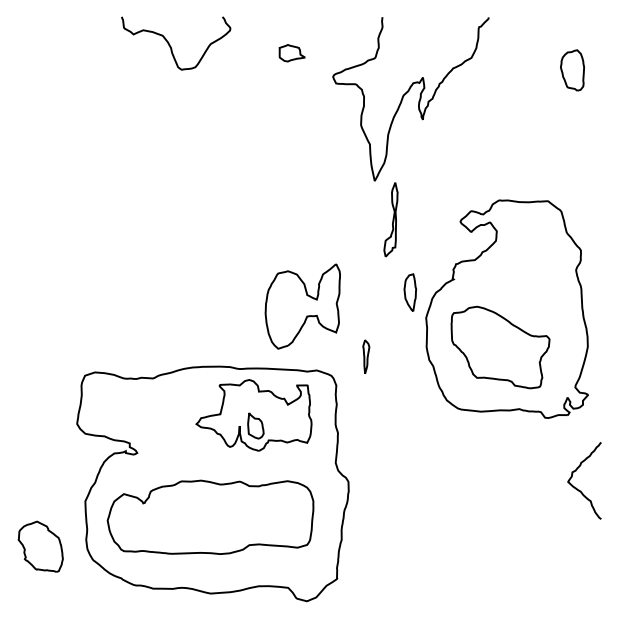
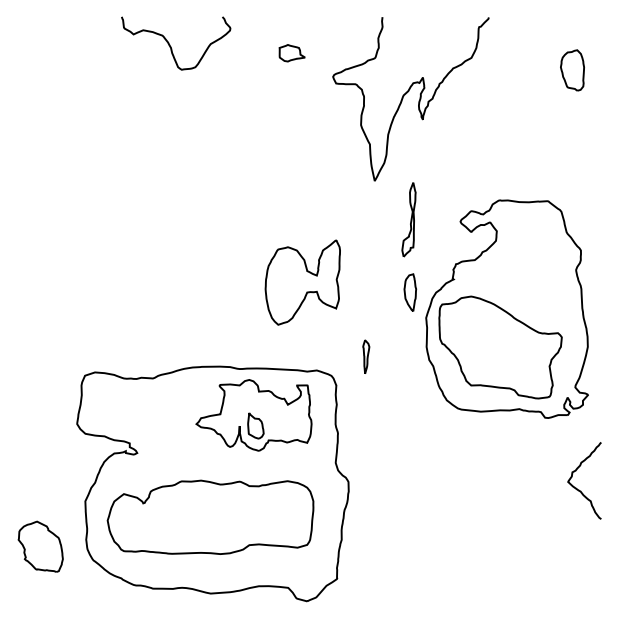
part position: (390, 219) -> (408, 219) (408, 219)
part position: (302, 306) -> (302, 282) (302, 282)
part size: 101x85 px -> 125x105 px (500, 347)
